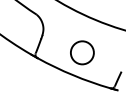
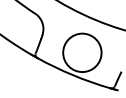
circle diameter: 23 px -> 38 px (82, 52)
